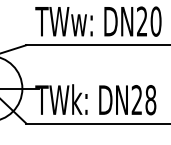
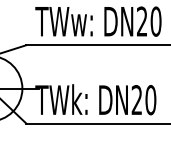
text: DN28 -> DN20 (150, 99)
